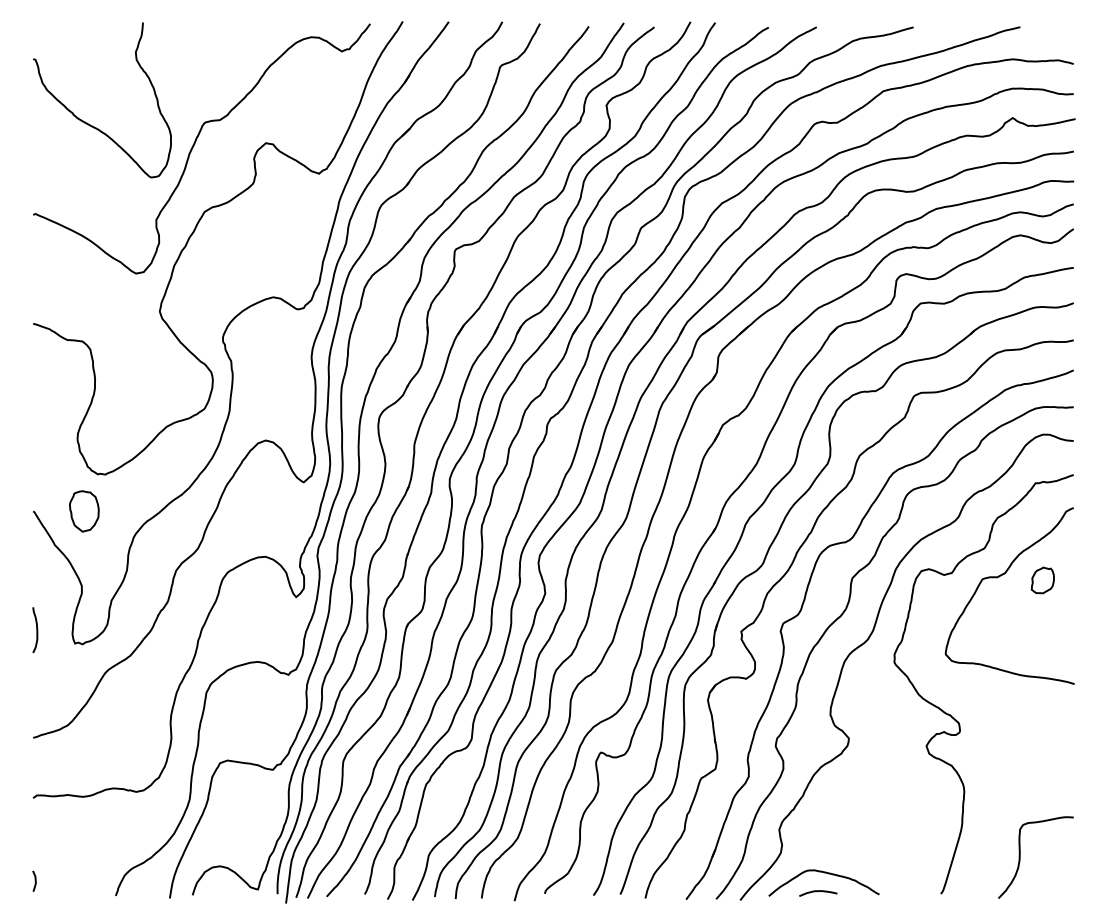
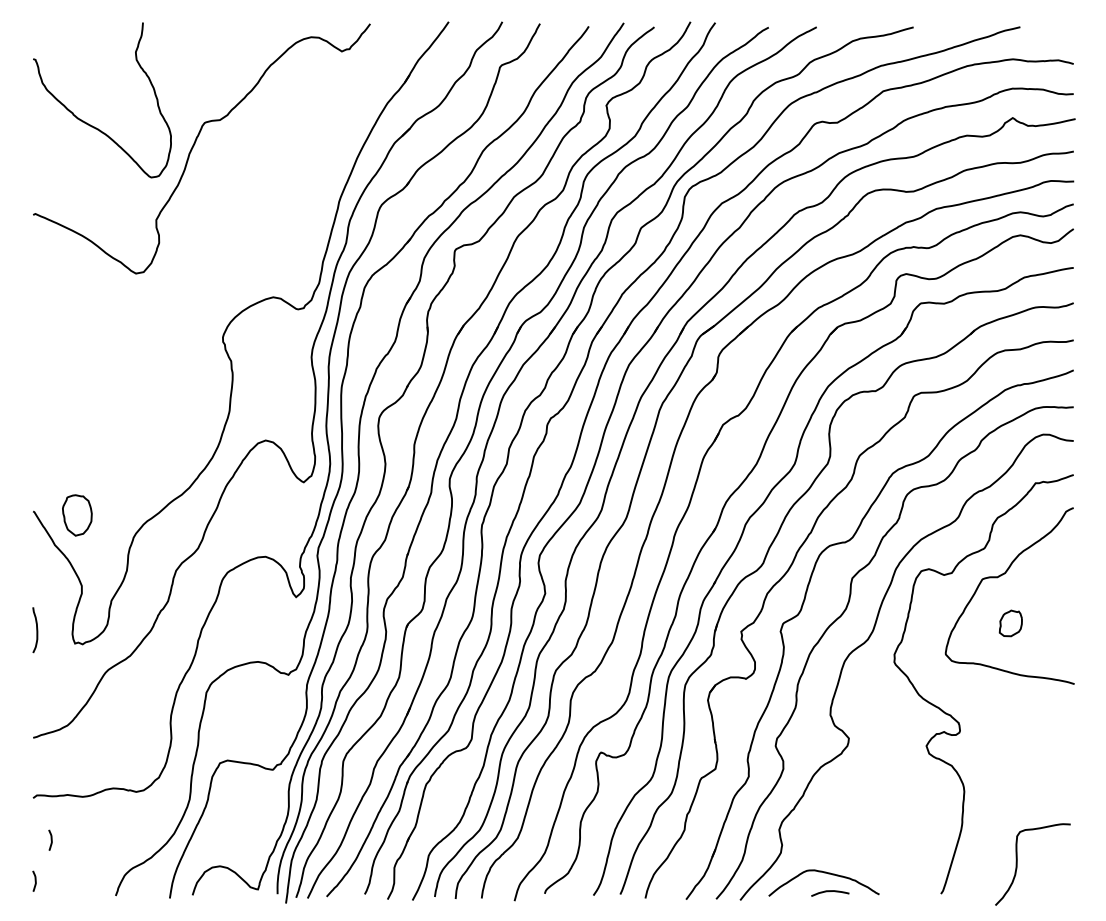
curve: present -> none (194, 232)
part position: (84, 511) -> (77, 515) (77, 515)
part position: (1042, 580) -> (1010, 623) (1010, 623)
curve: none -> present (50, 839)
curve position: (1020, 857) -> (1017, 864) (1017, 864)
curve position: (817, 892) -> (829, 892) (829, 892)
